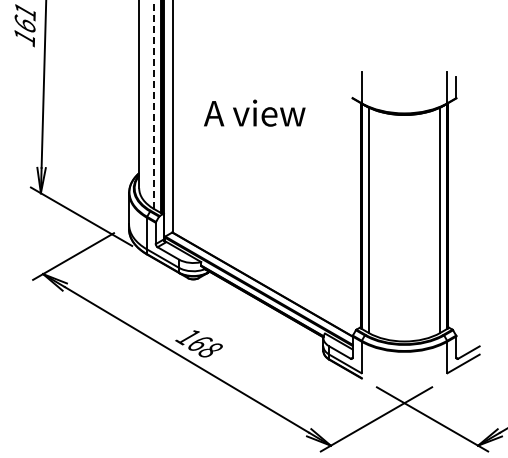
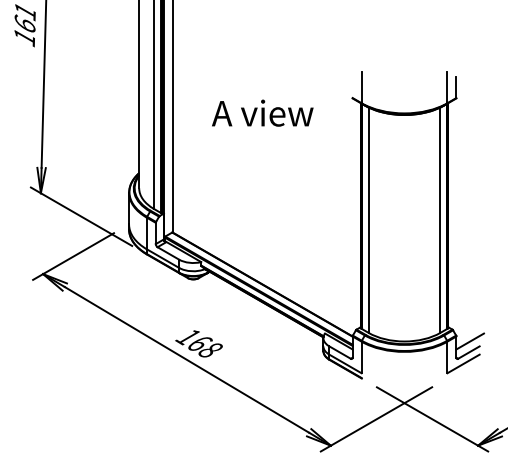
line: dashed -> solid (154, 104)
text position: (254, 112) -> (262, 112) (262, 112)
line: none -> present (469, 341)
